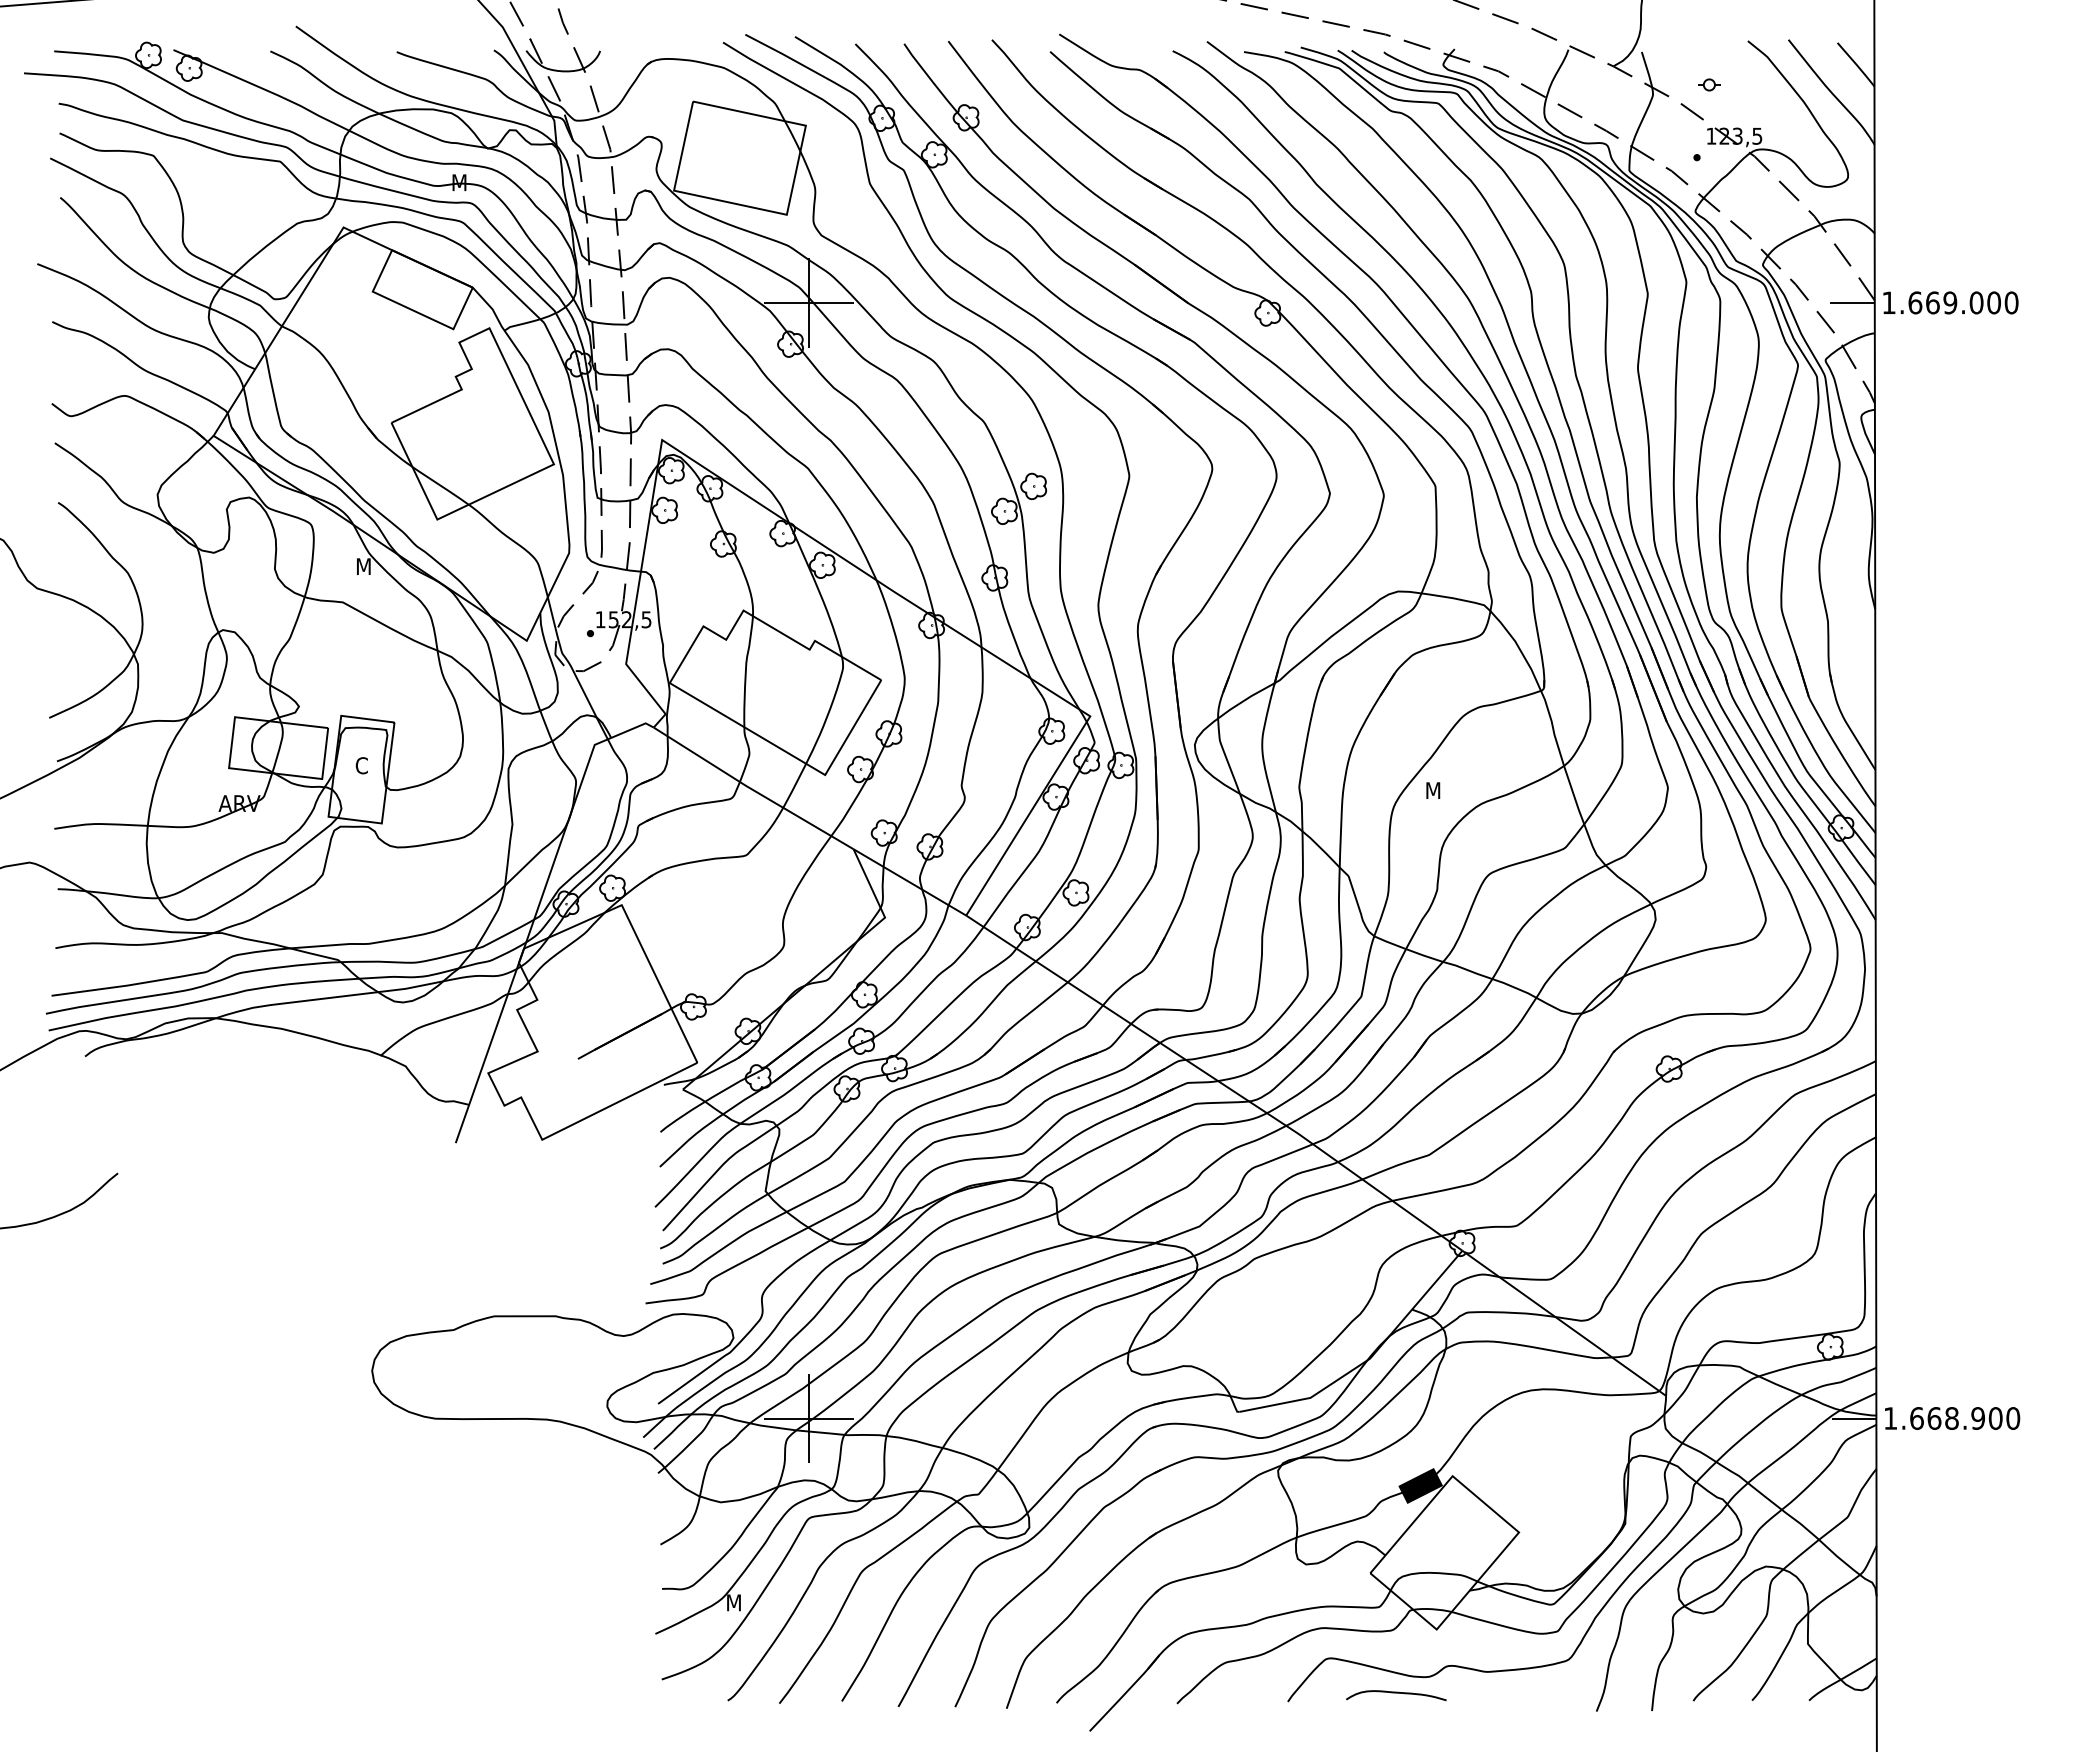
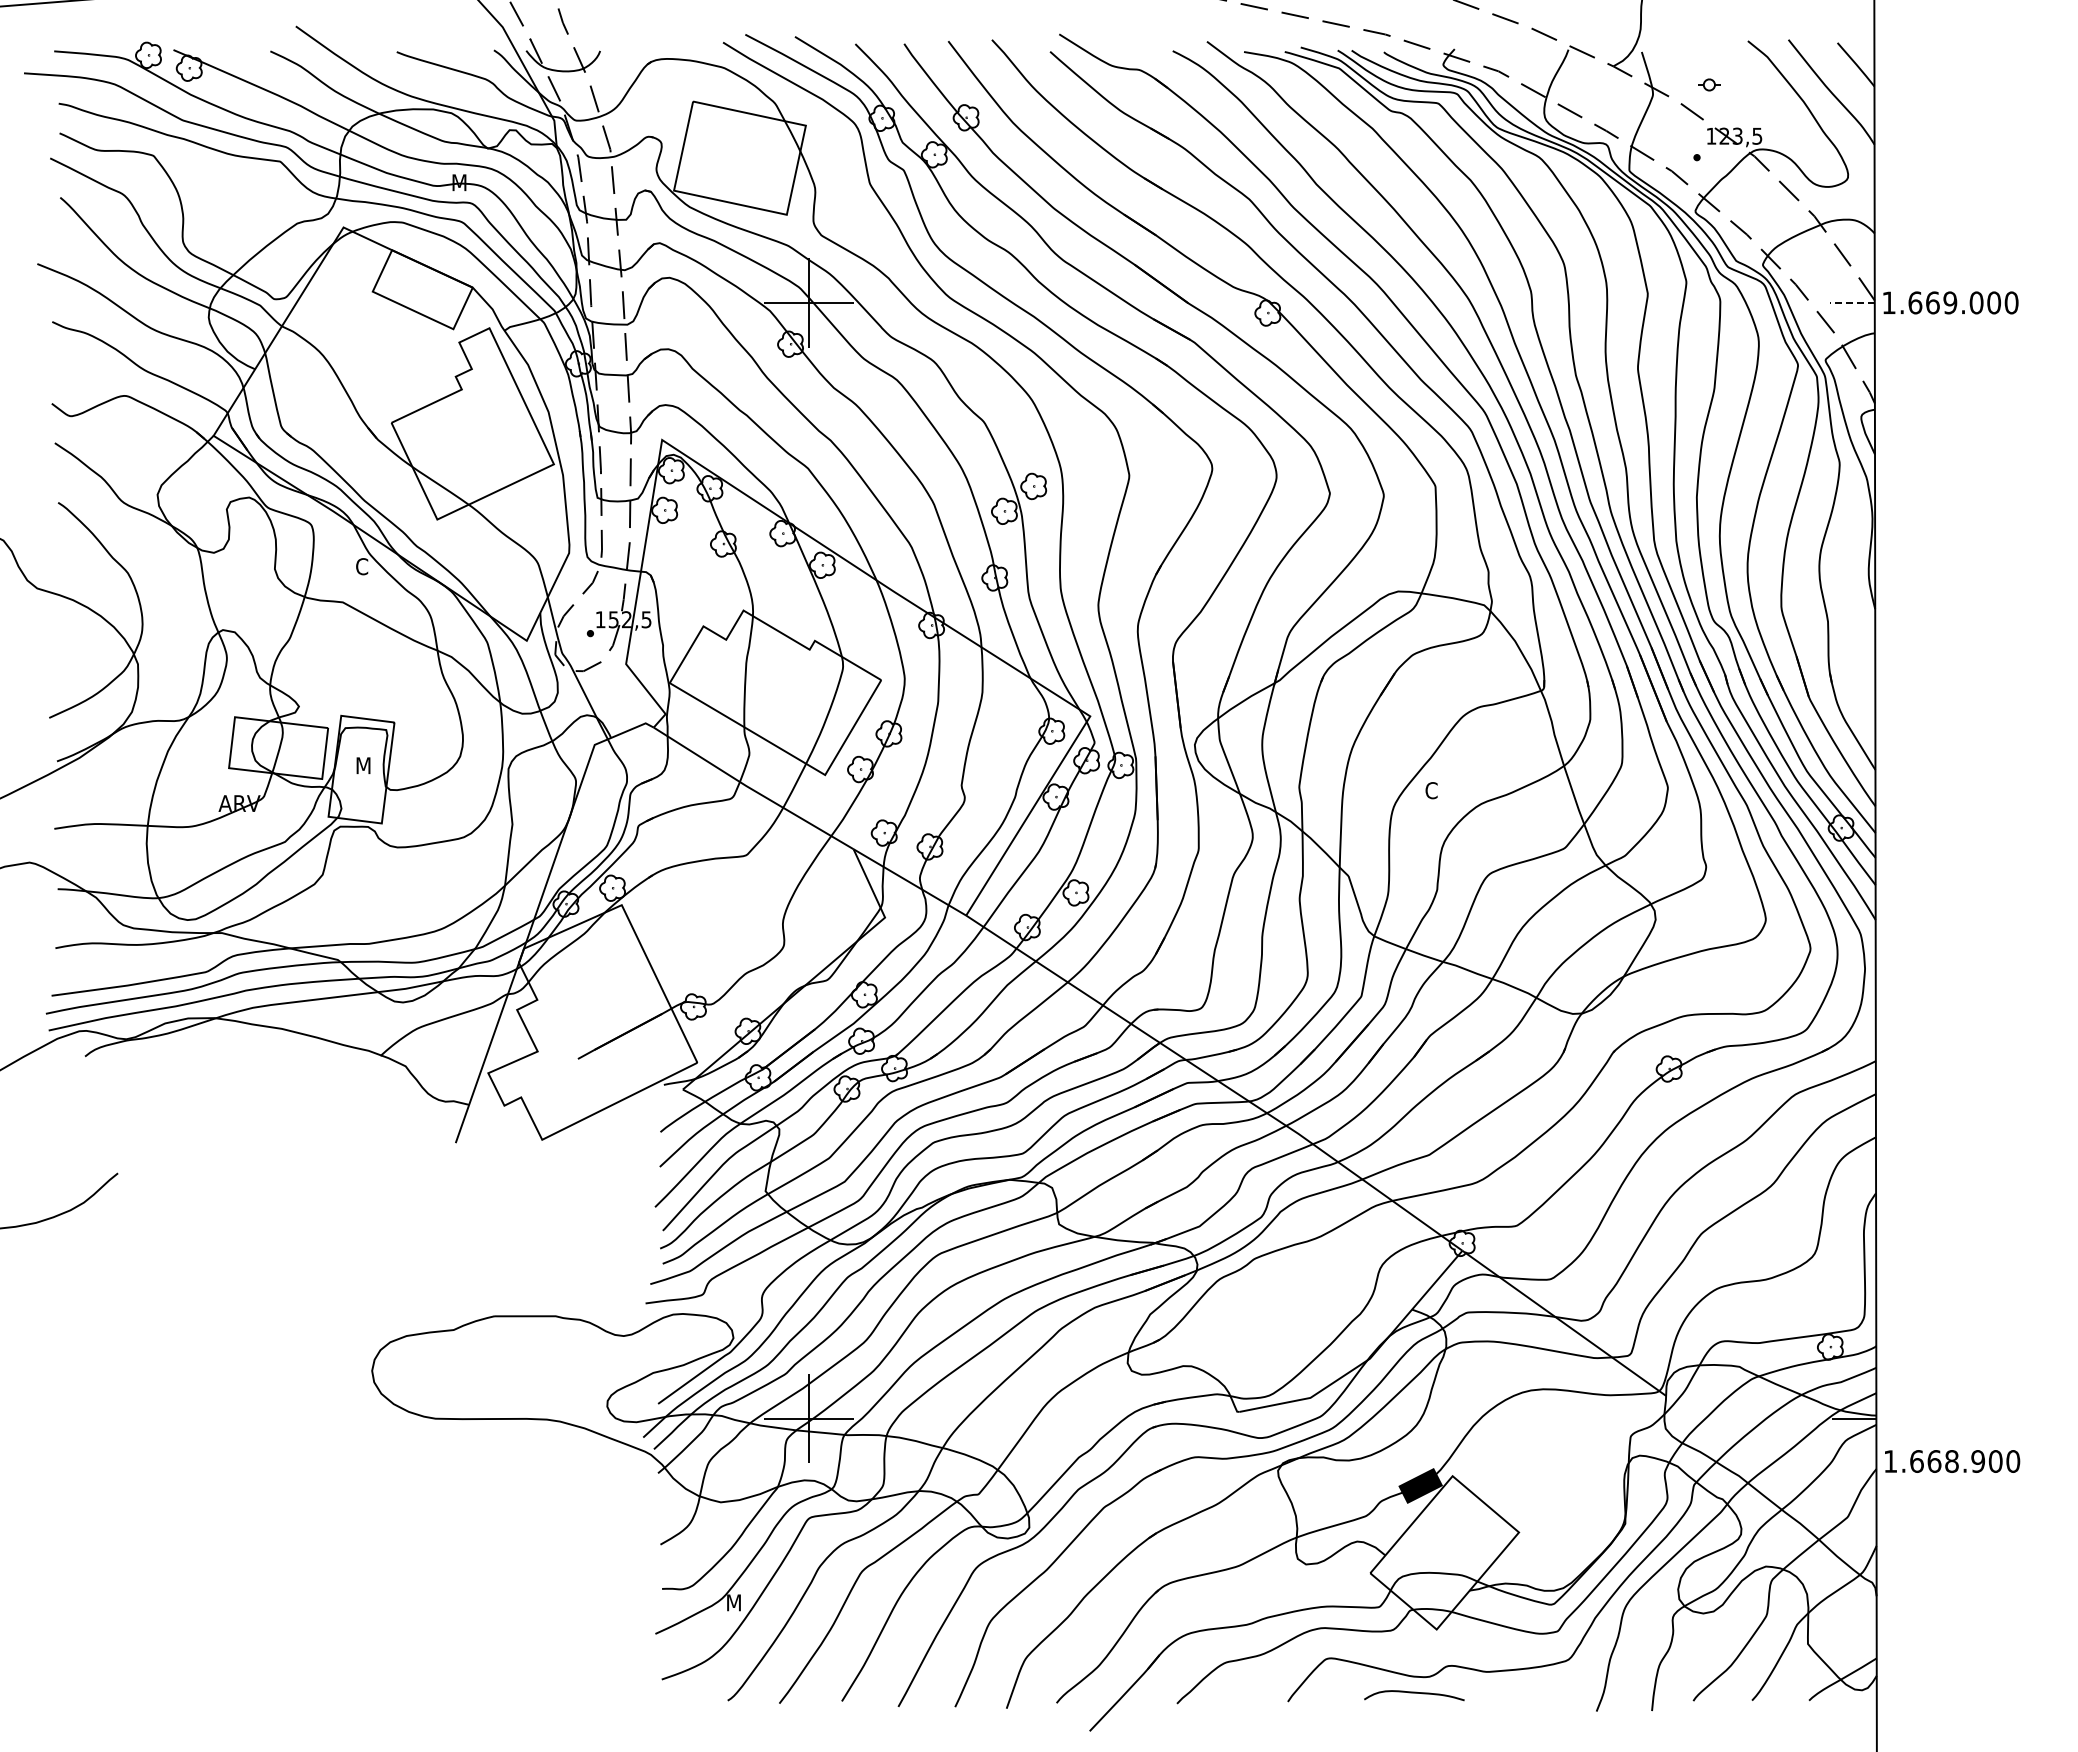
line: solid -> dashed (1851, 302)
text: M -> C (363, 566)
text: C -> M (362, 765)
text: M -> C (1432, 790)
text position: (1952, 1418) -> (1952, 1461) (1952, 1461)
curve position: (1396, 1693) -> (1414, 1693) (1414, 1693)
